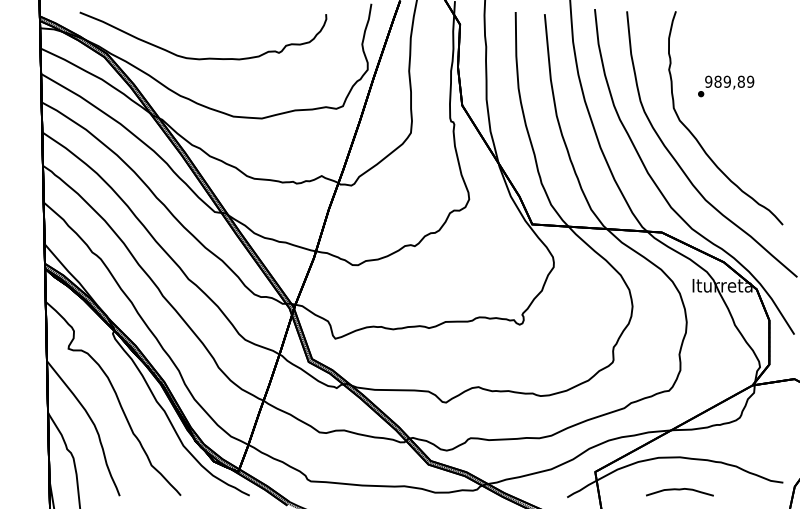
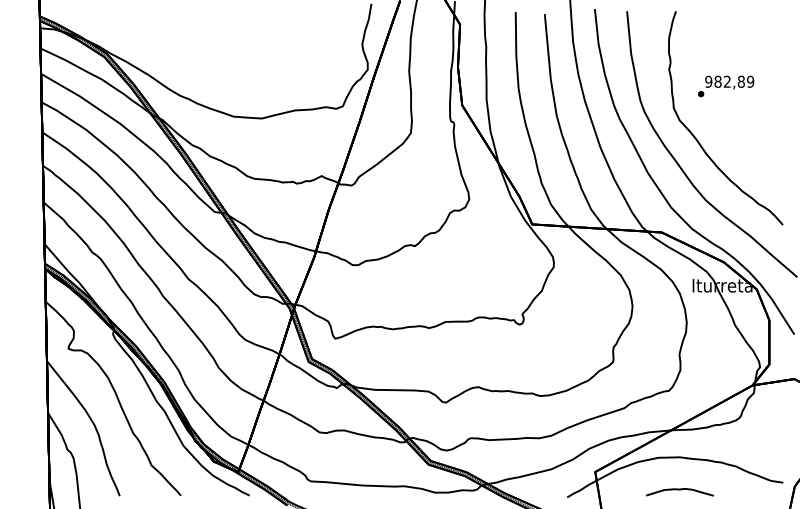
part: present -> none (207, 57)
text: 989,89 -> 982,89 (726, 81)
